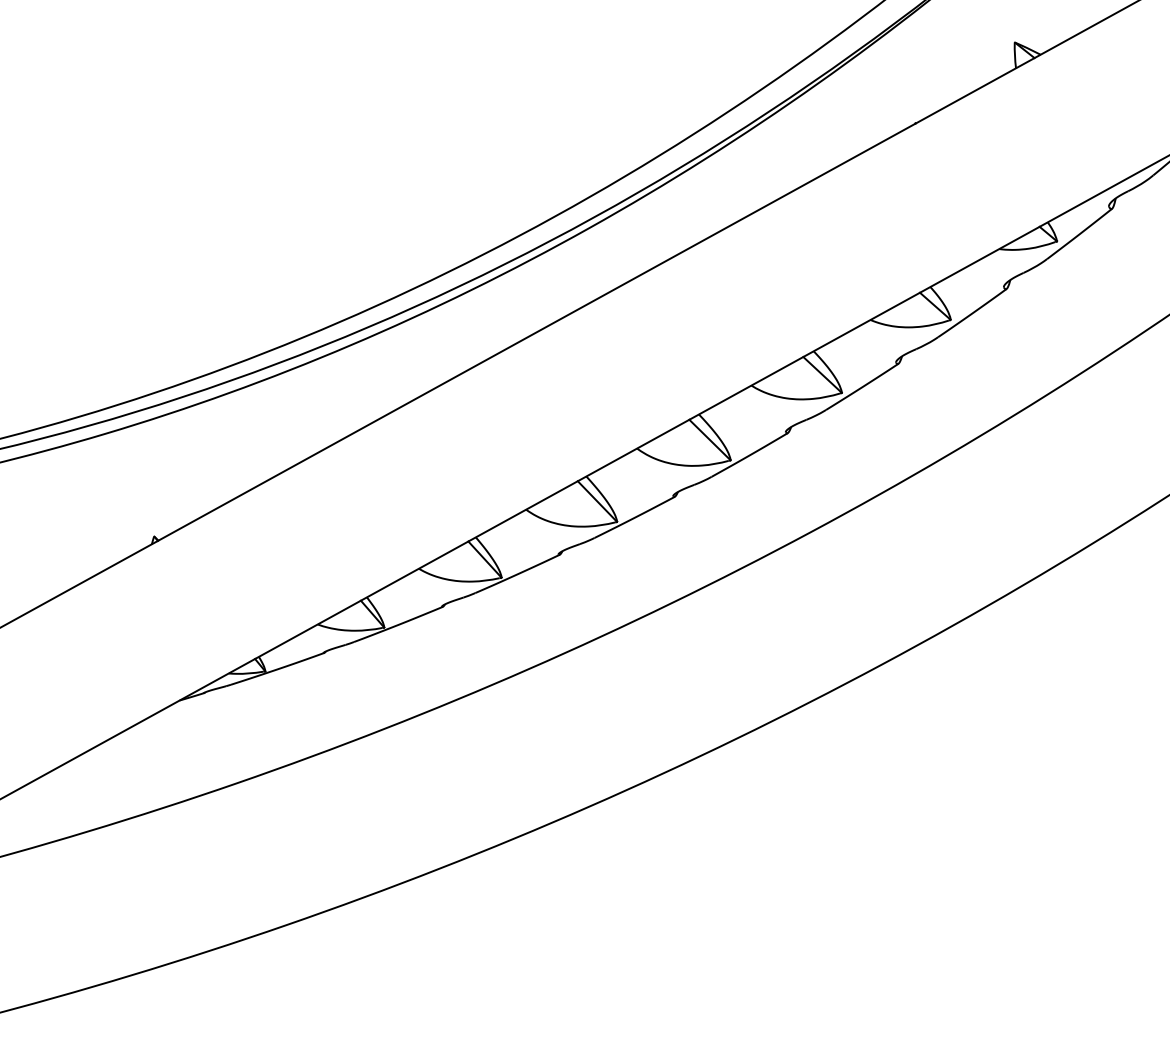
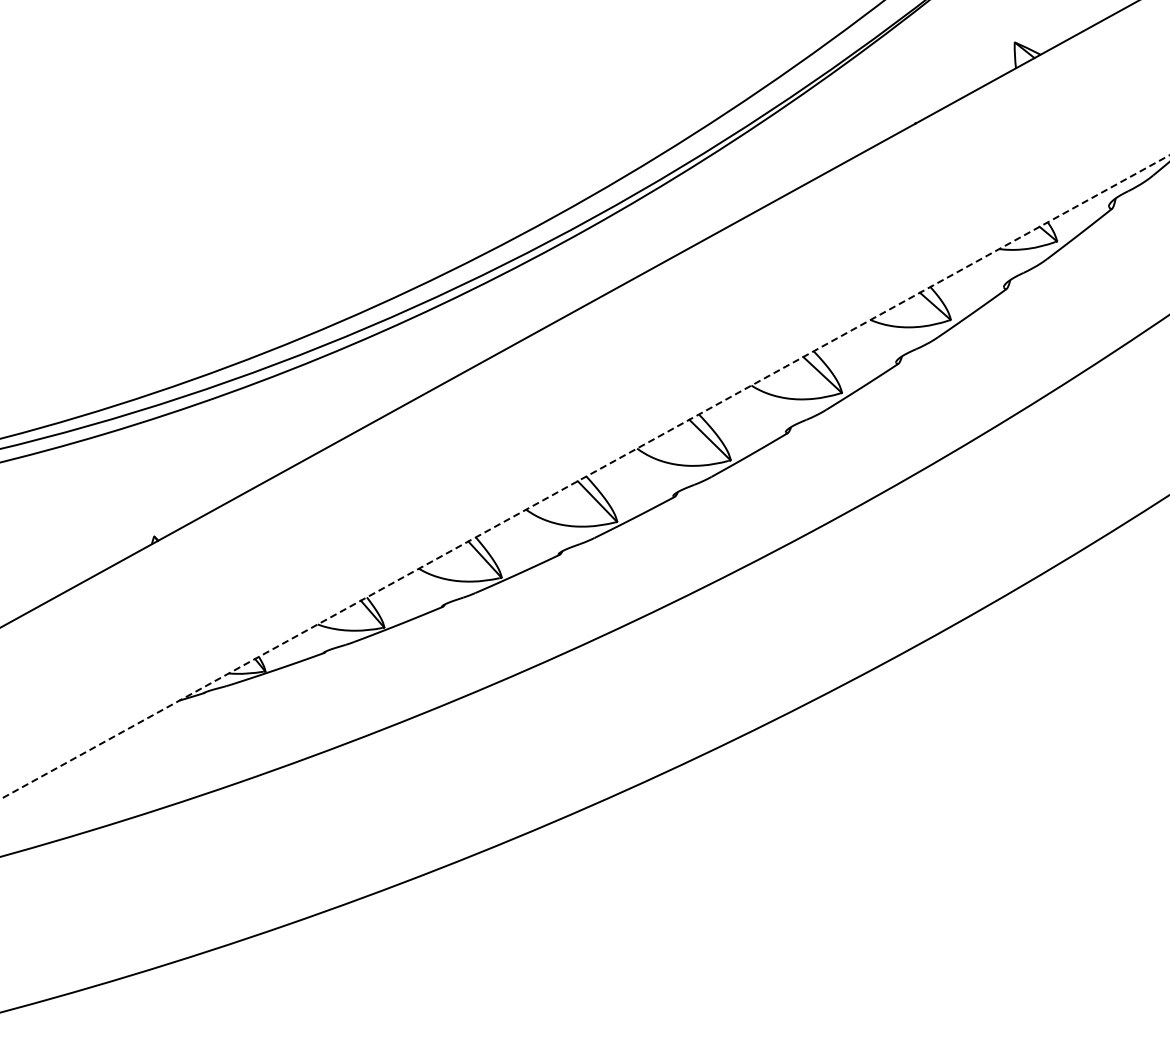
line: solid -> dashed (584, 477)
